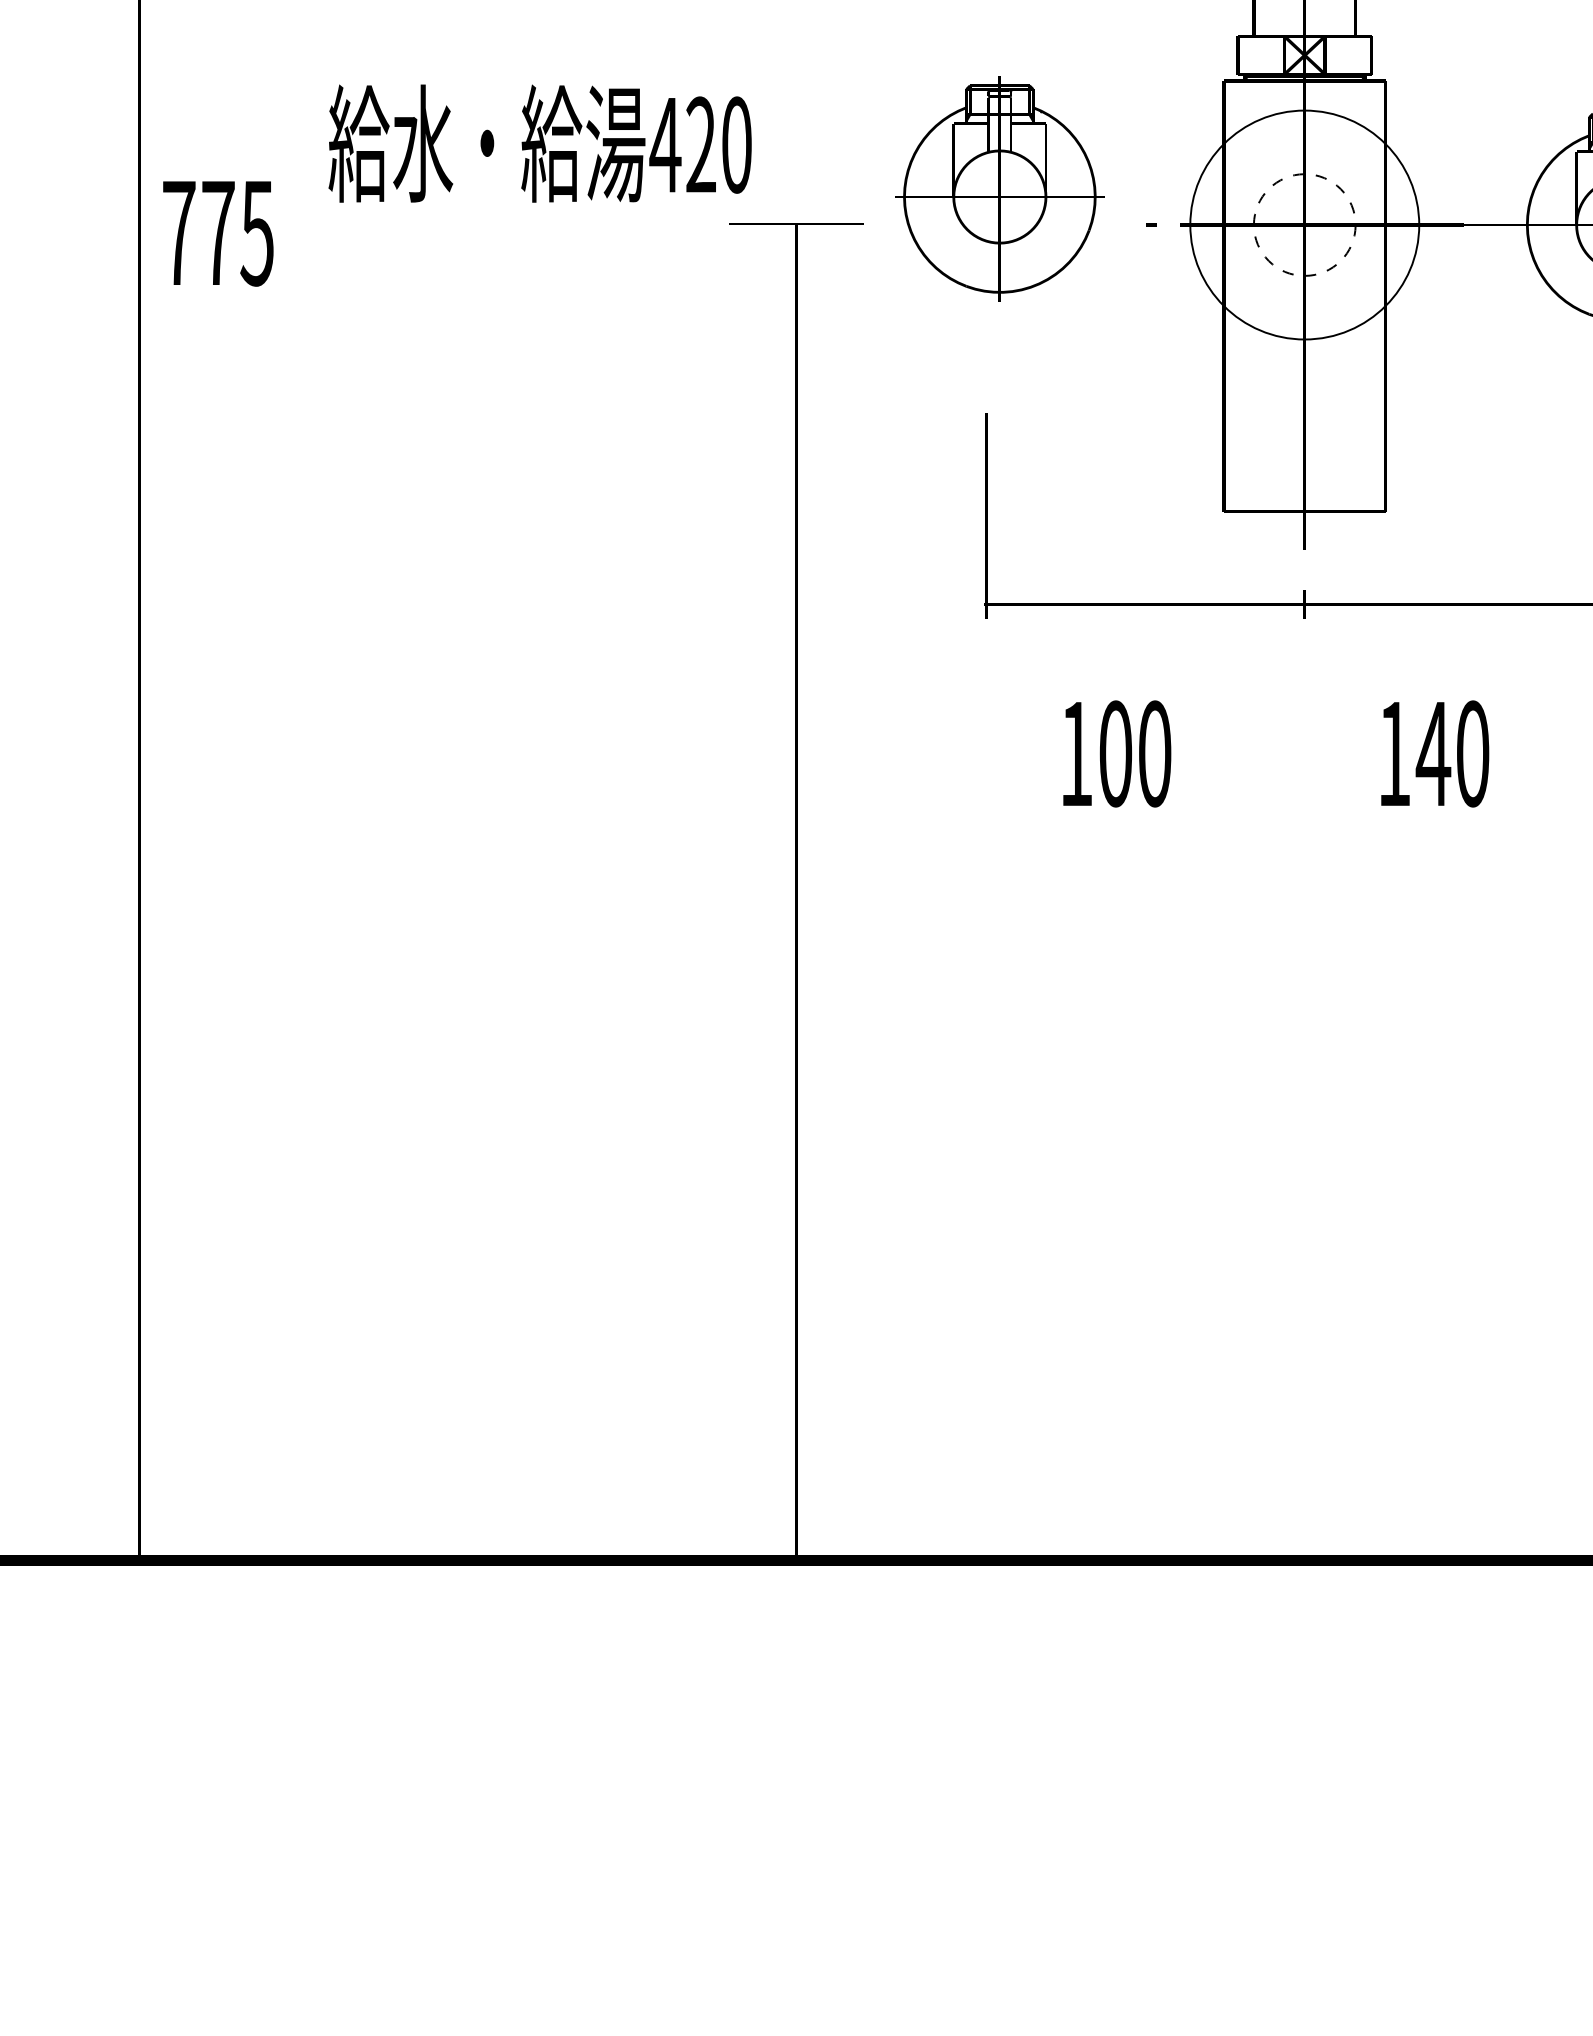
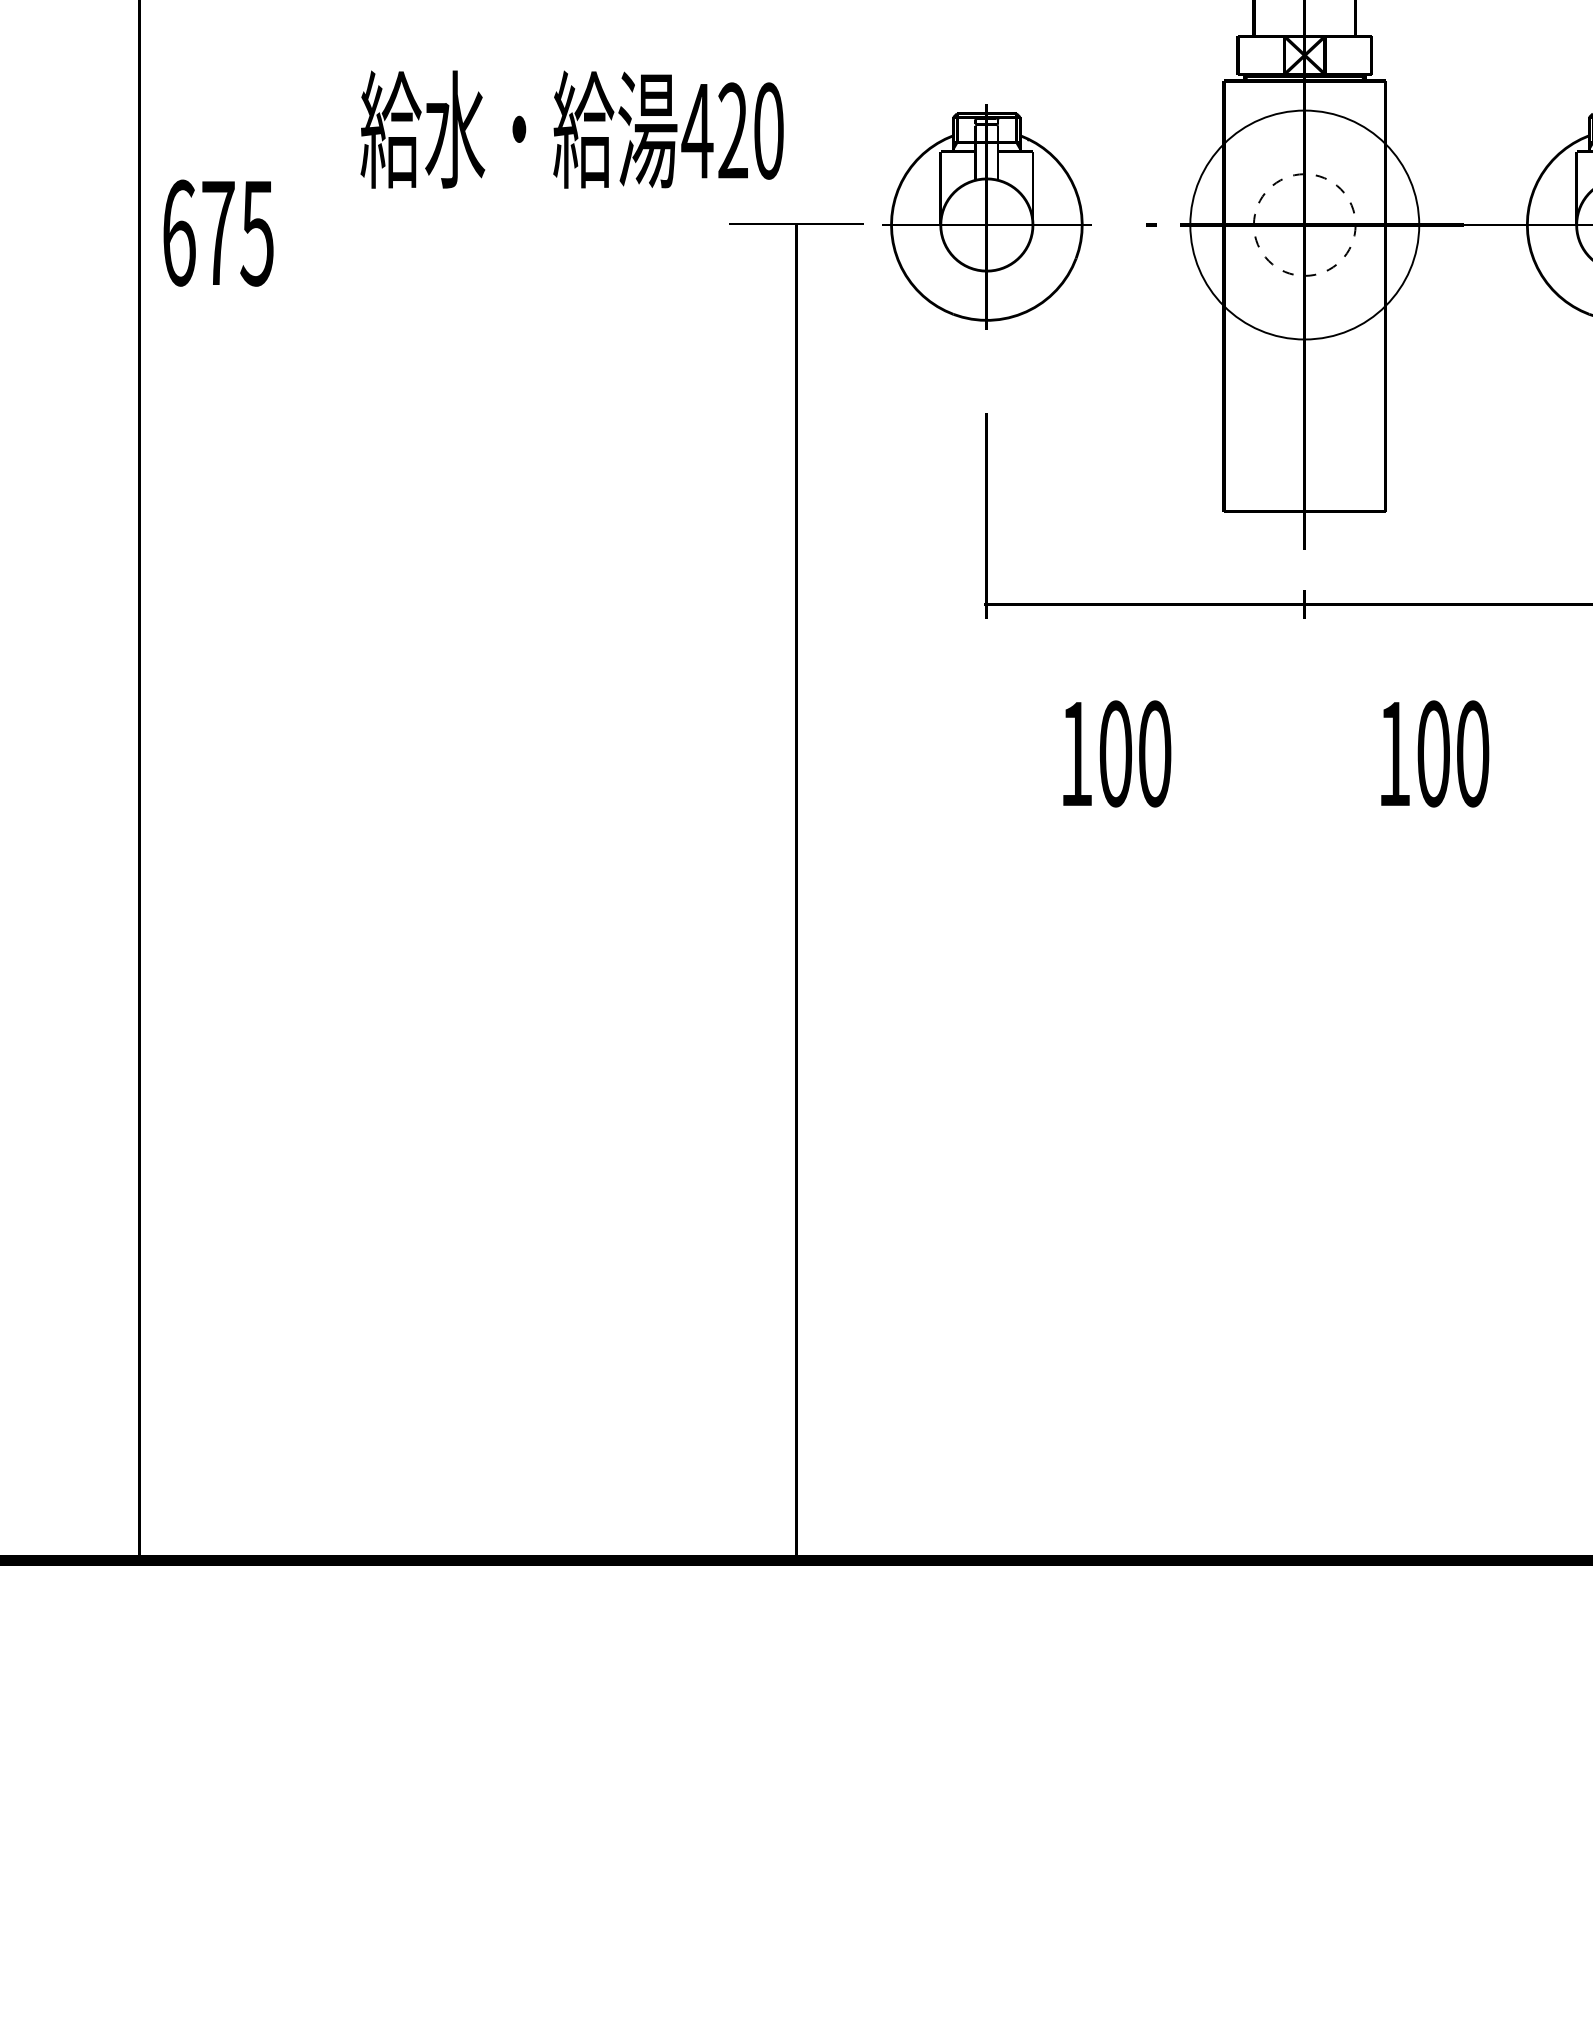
text position: (539, 143) -> (571, 129) (571, 129)
part position: (999, 188) -> (986, 216) (986, 216)
text: 775 -> 675 (179, 232)
text: 140 -> 100 (1433, 753)
